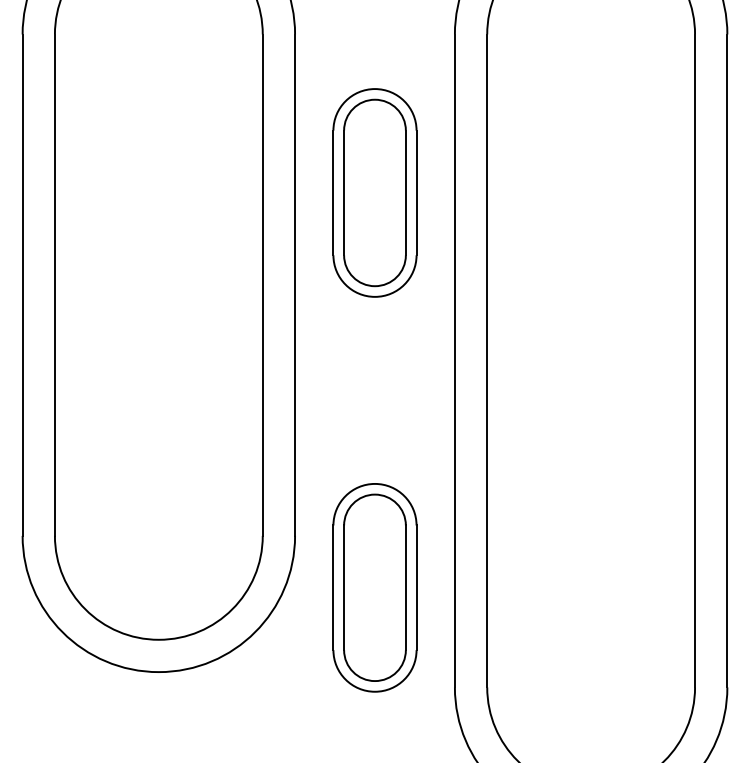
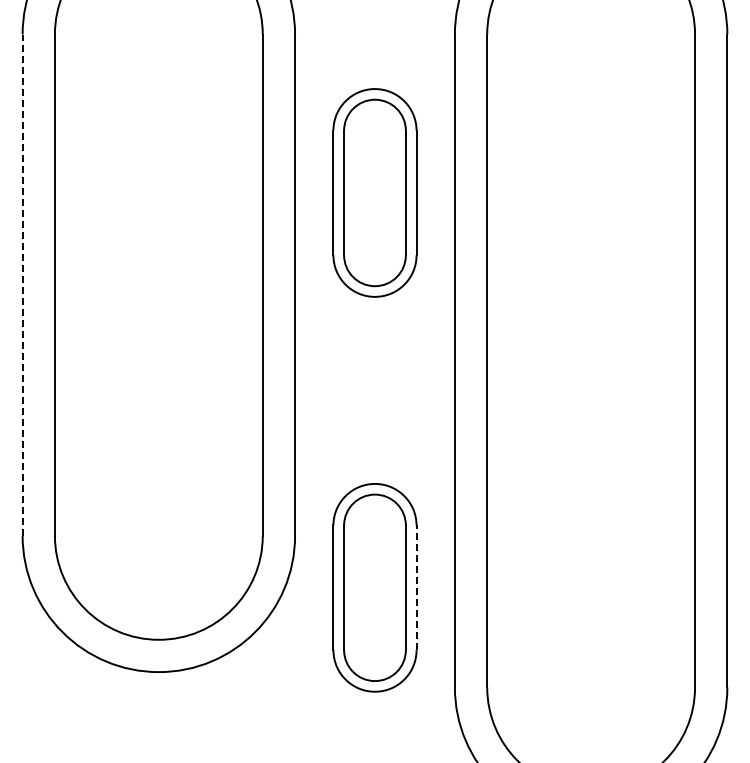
line: solid -> dashed (22, 285)
line: solid -> dashed (416, 587)
